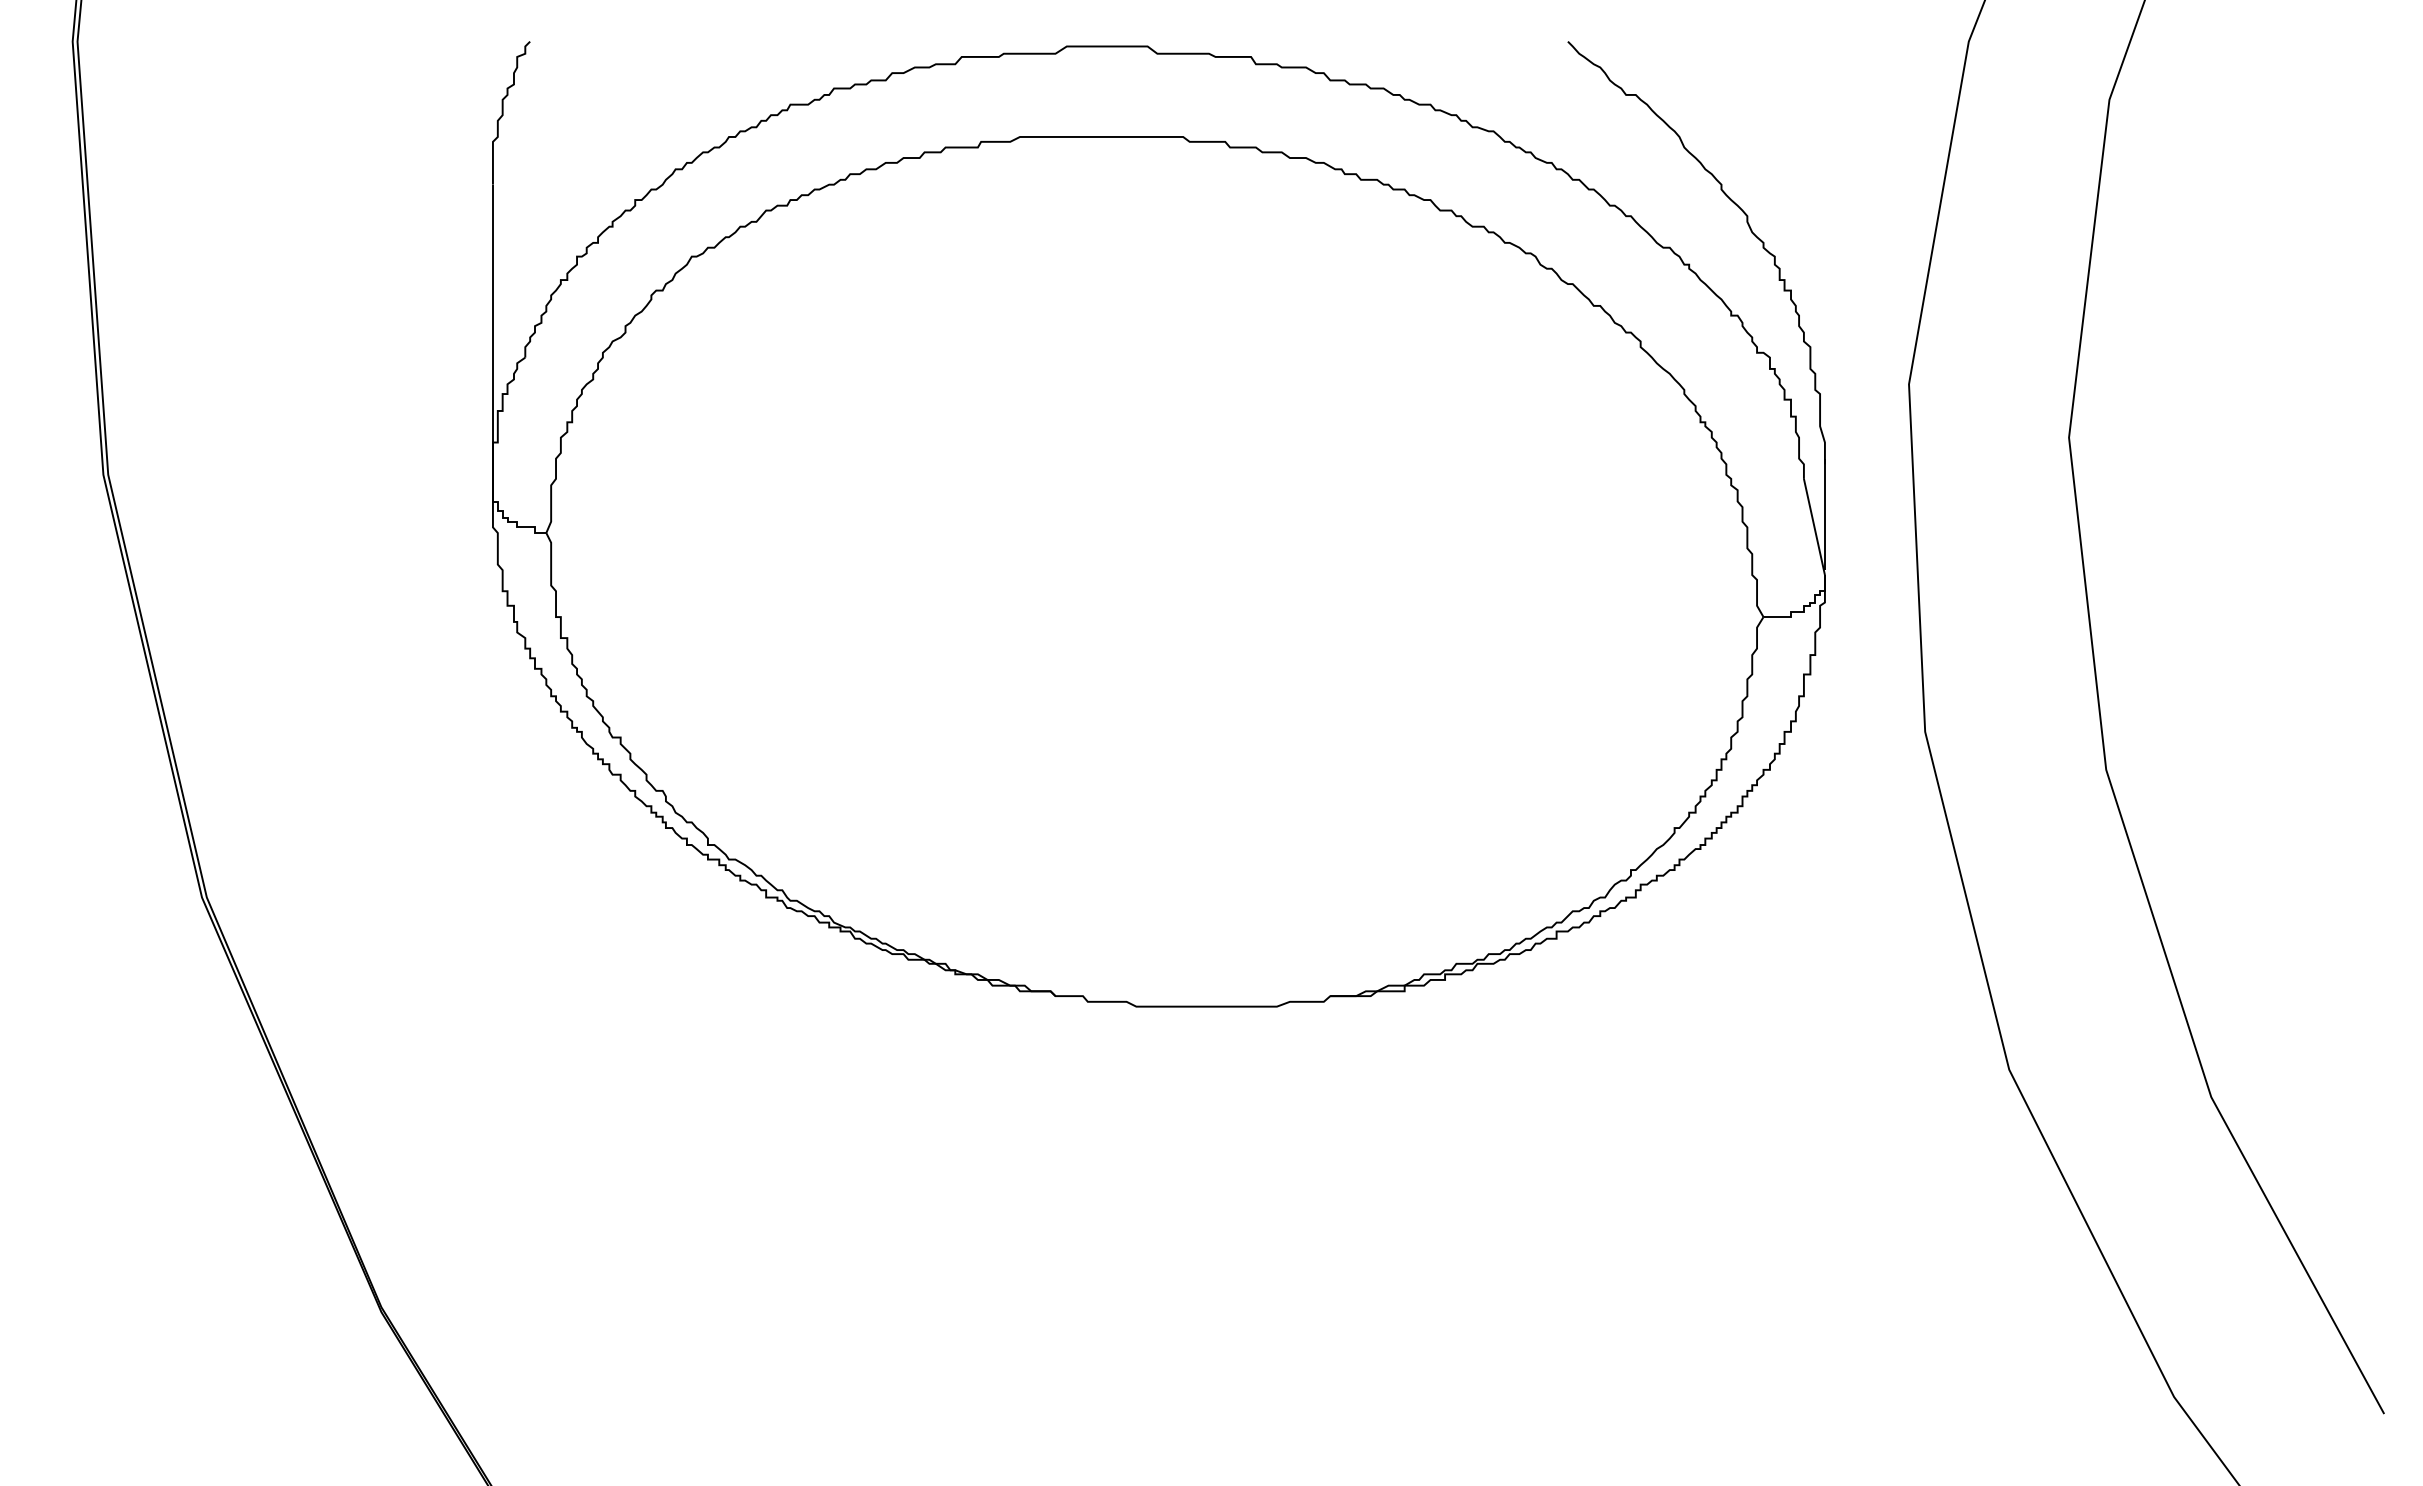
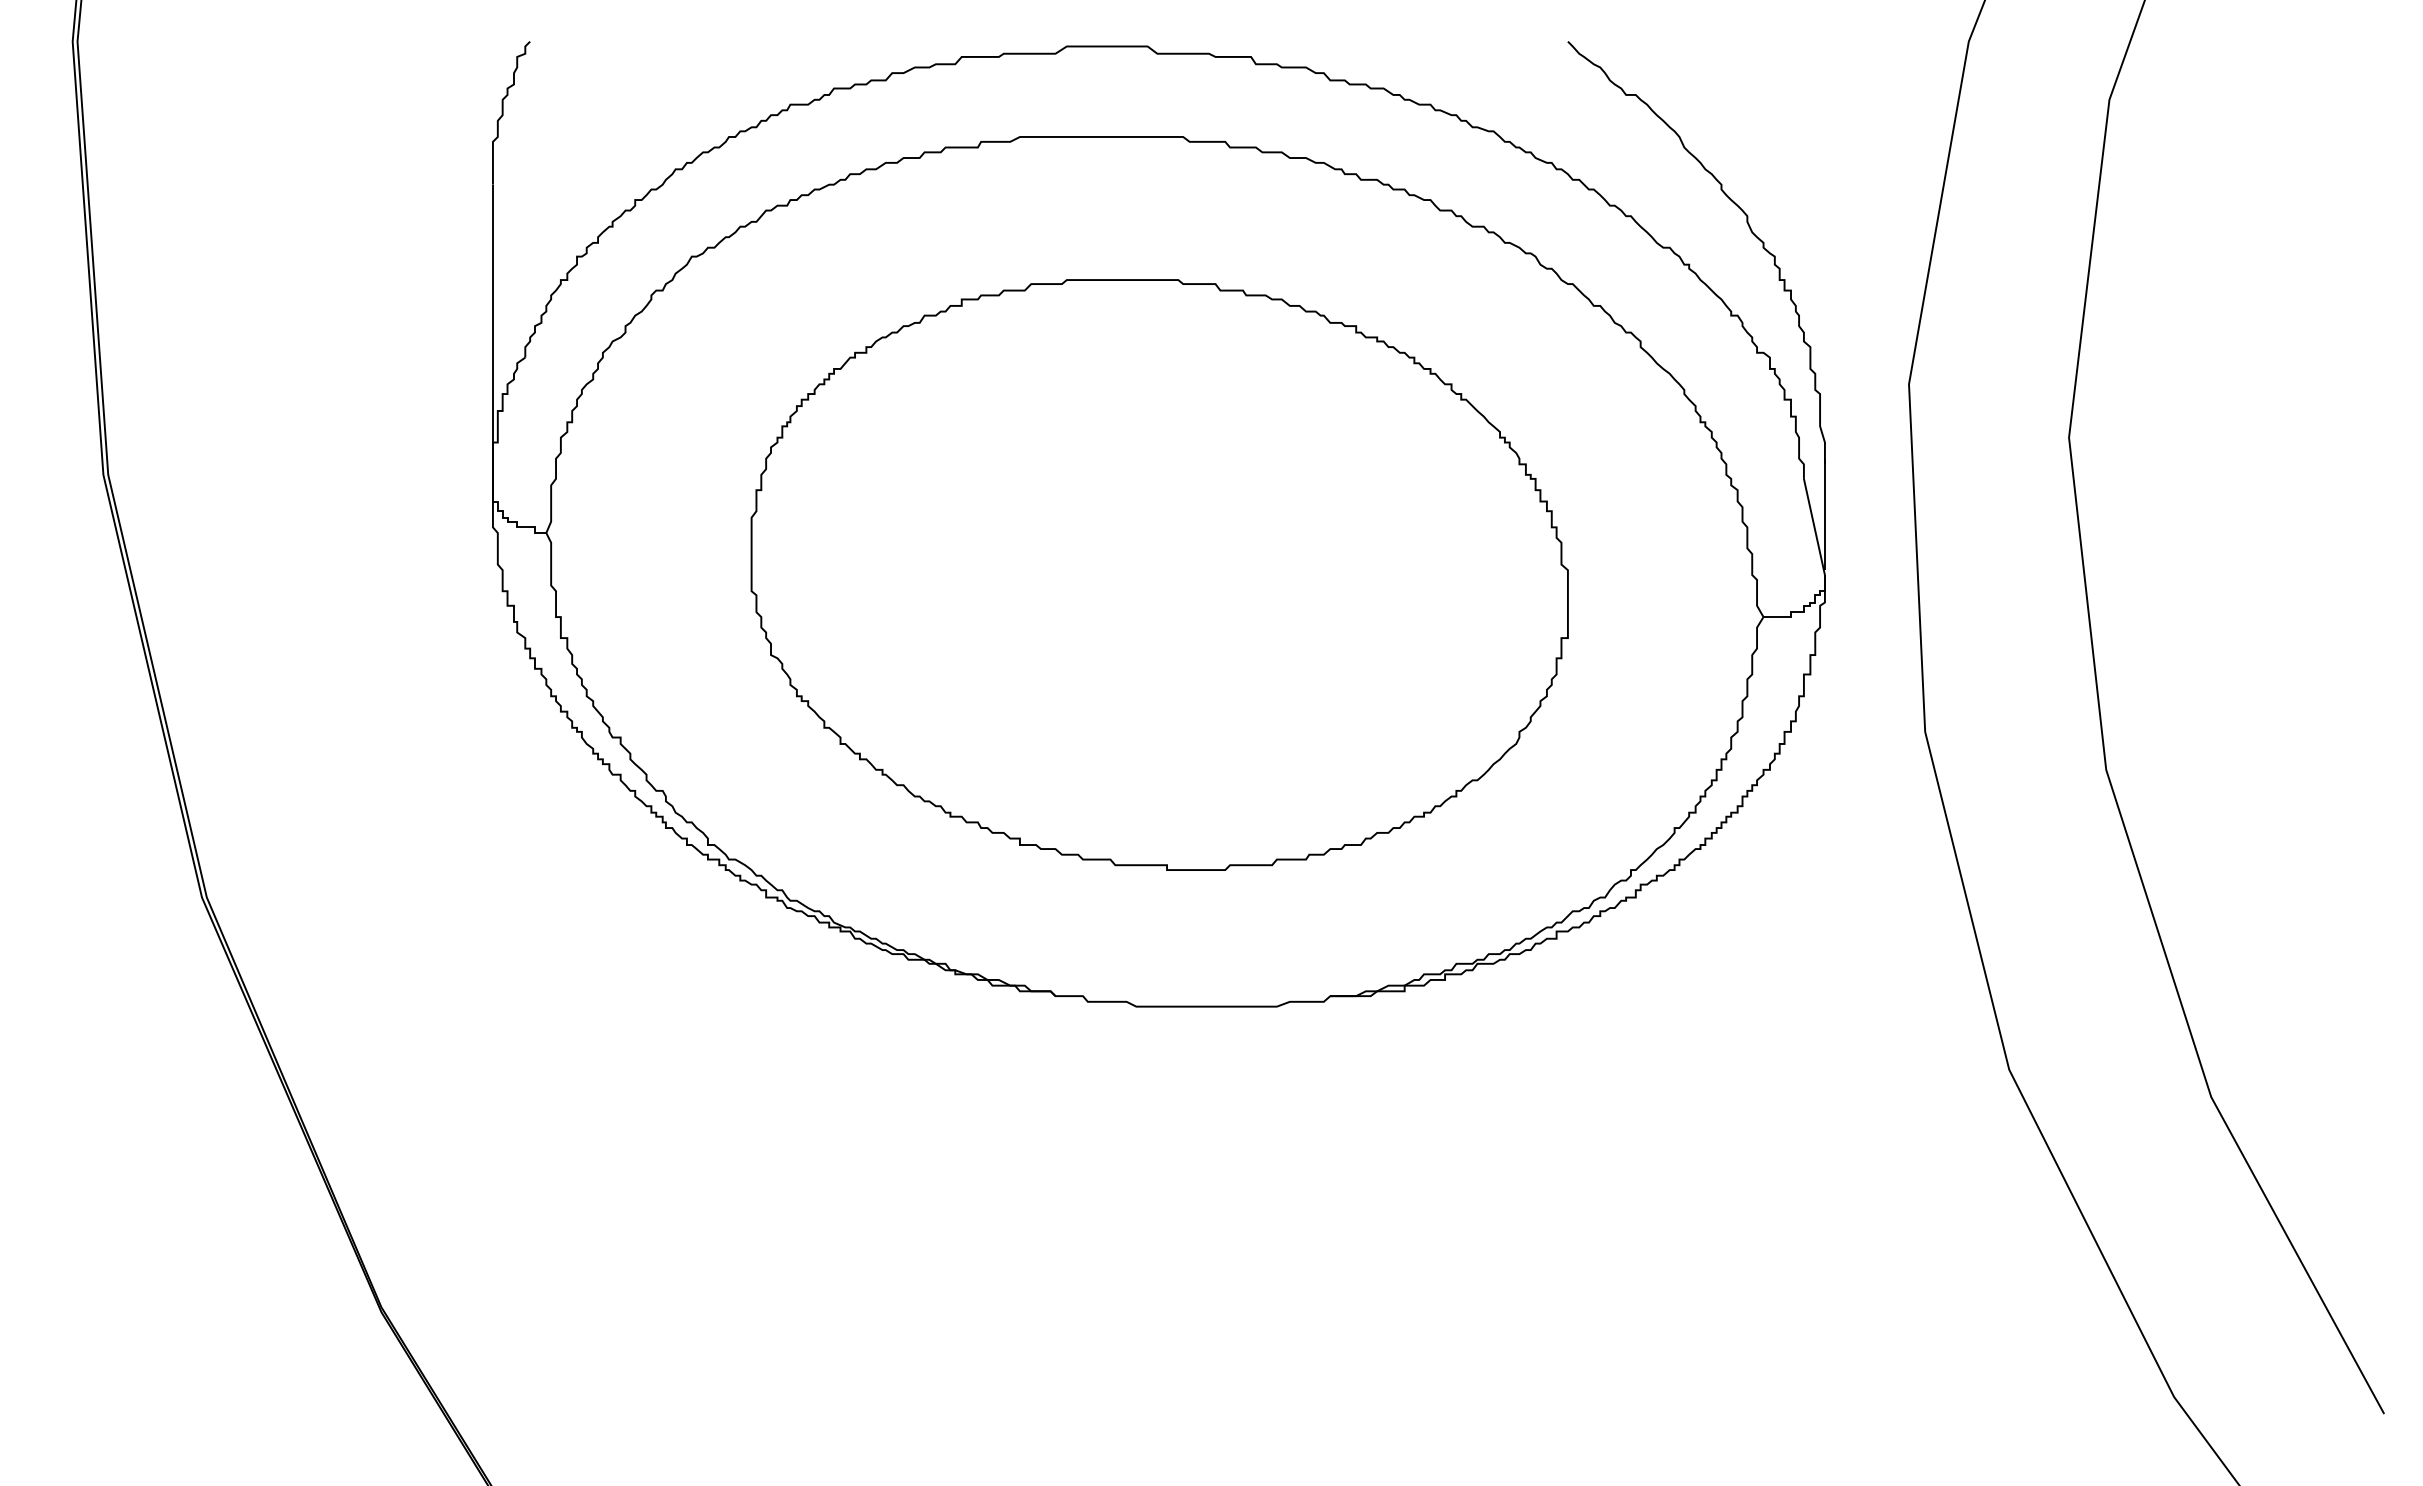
part: none -> present (1159, 574)
